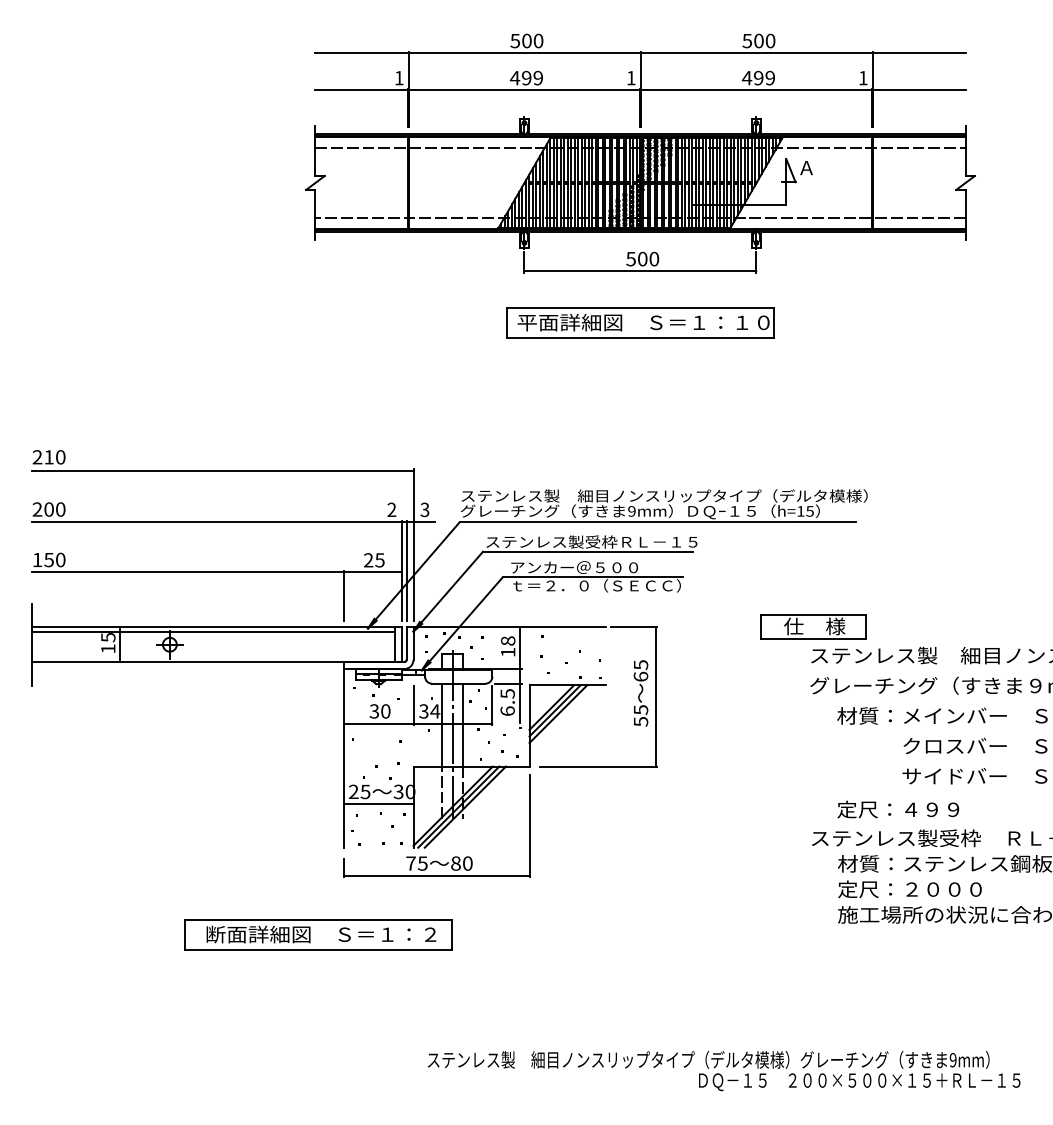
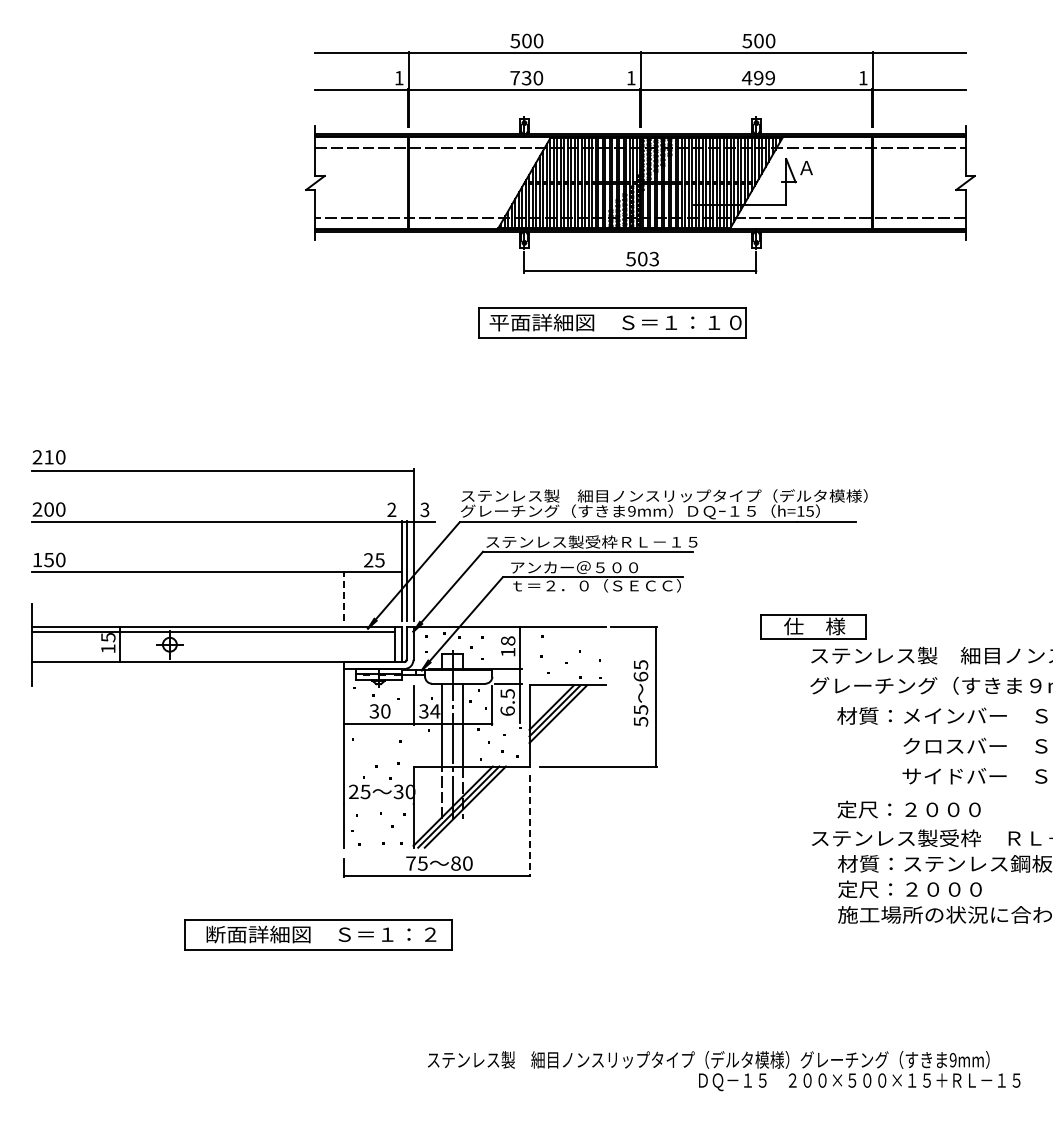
text: 499 -> 730 (526, 78)
text: 500 -> 503 (654, 259)
part position: (640, 322) -> (612, 322) (612, 322)
line: solid -> dashed (343, 595)
line: present -> none (378, 803)
text: 定尺：４９９ -> 定尺：２０００ (942, 809)
line: solid -> dashed (529, 826)
